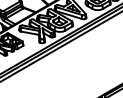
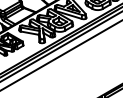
line: none -> present (60, 55)
